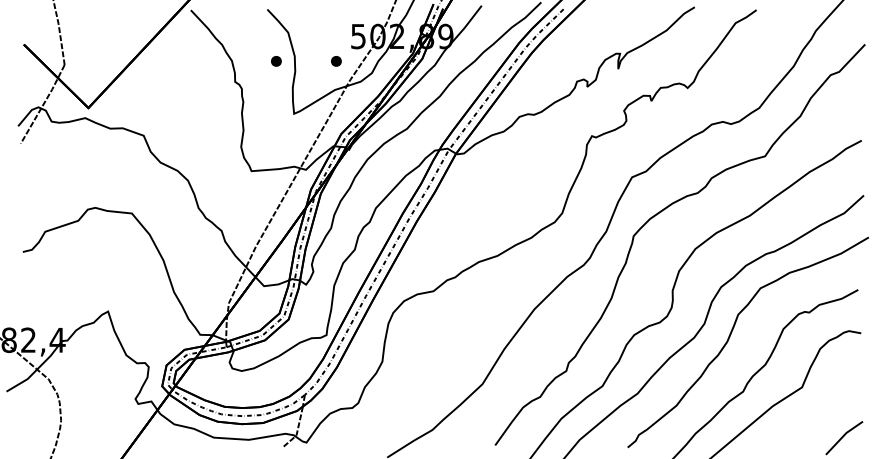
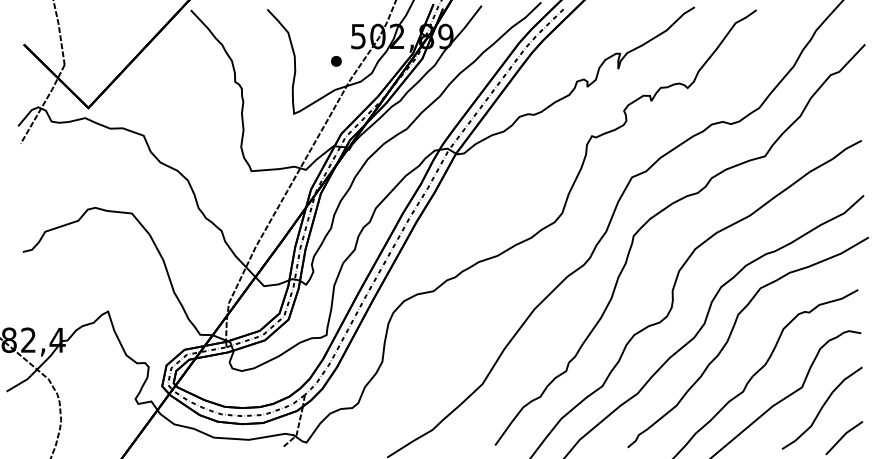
part: present -> none (276, 61)
curve: none -> present (821, 407)
